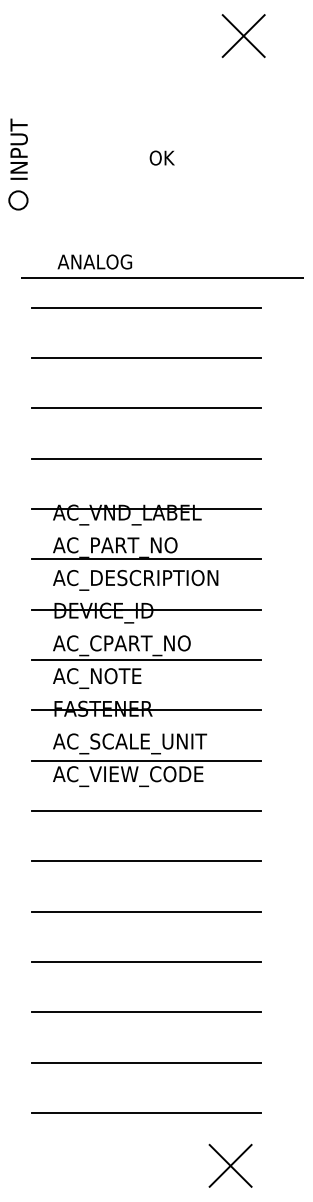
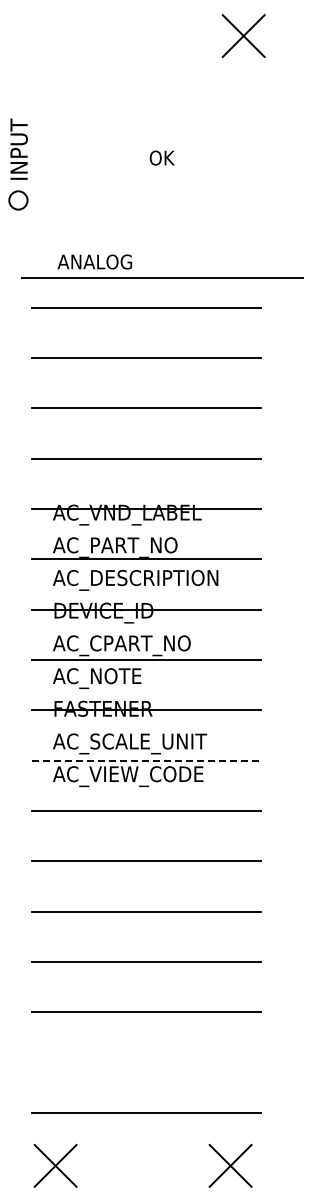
line: solid -> dashed (147, 760)
line: present -> none (146, 1062)
part: none -> present (55, 1165)
